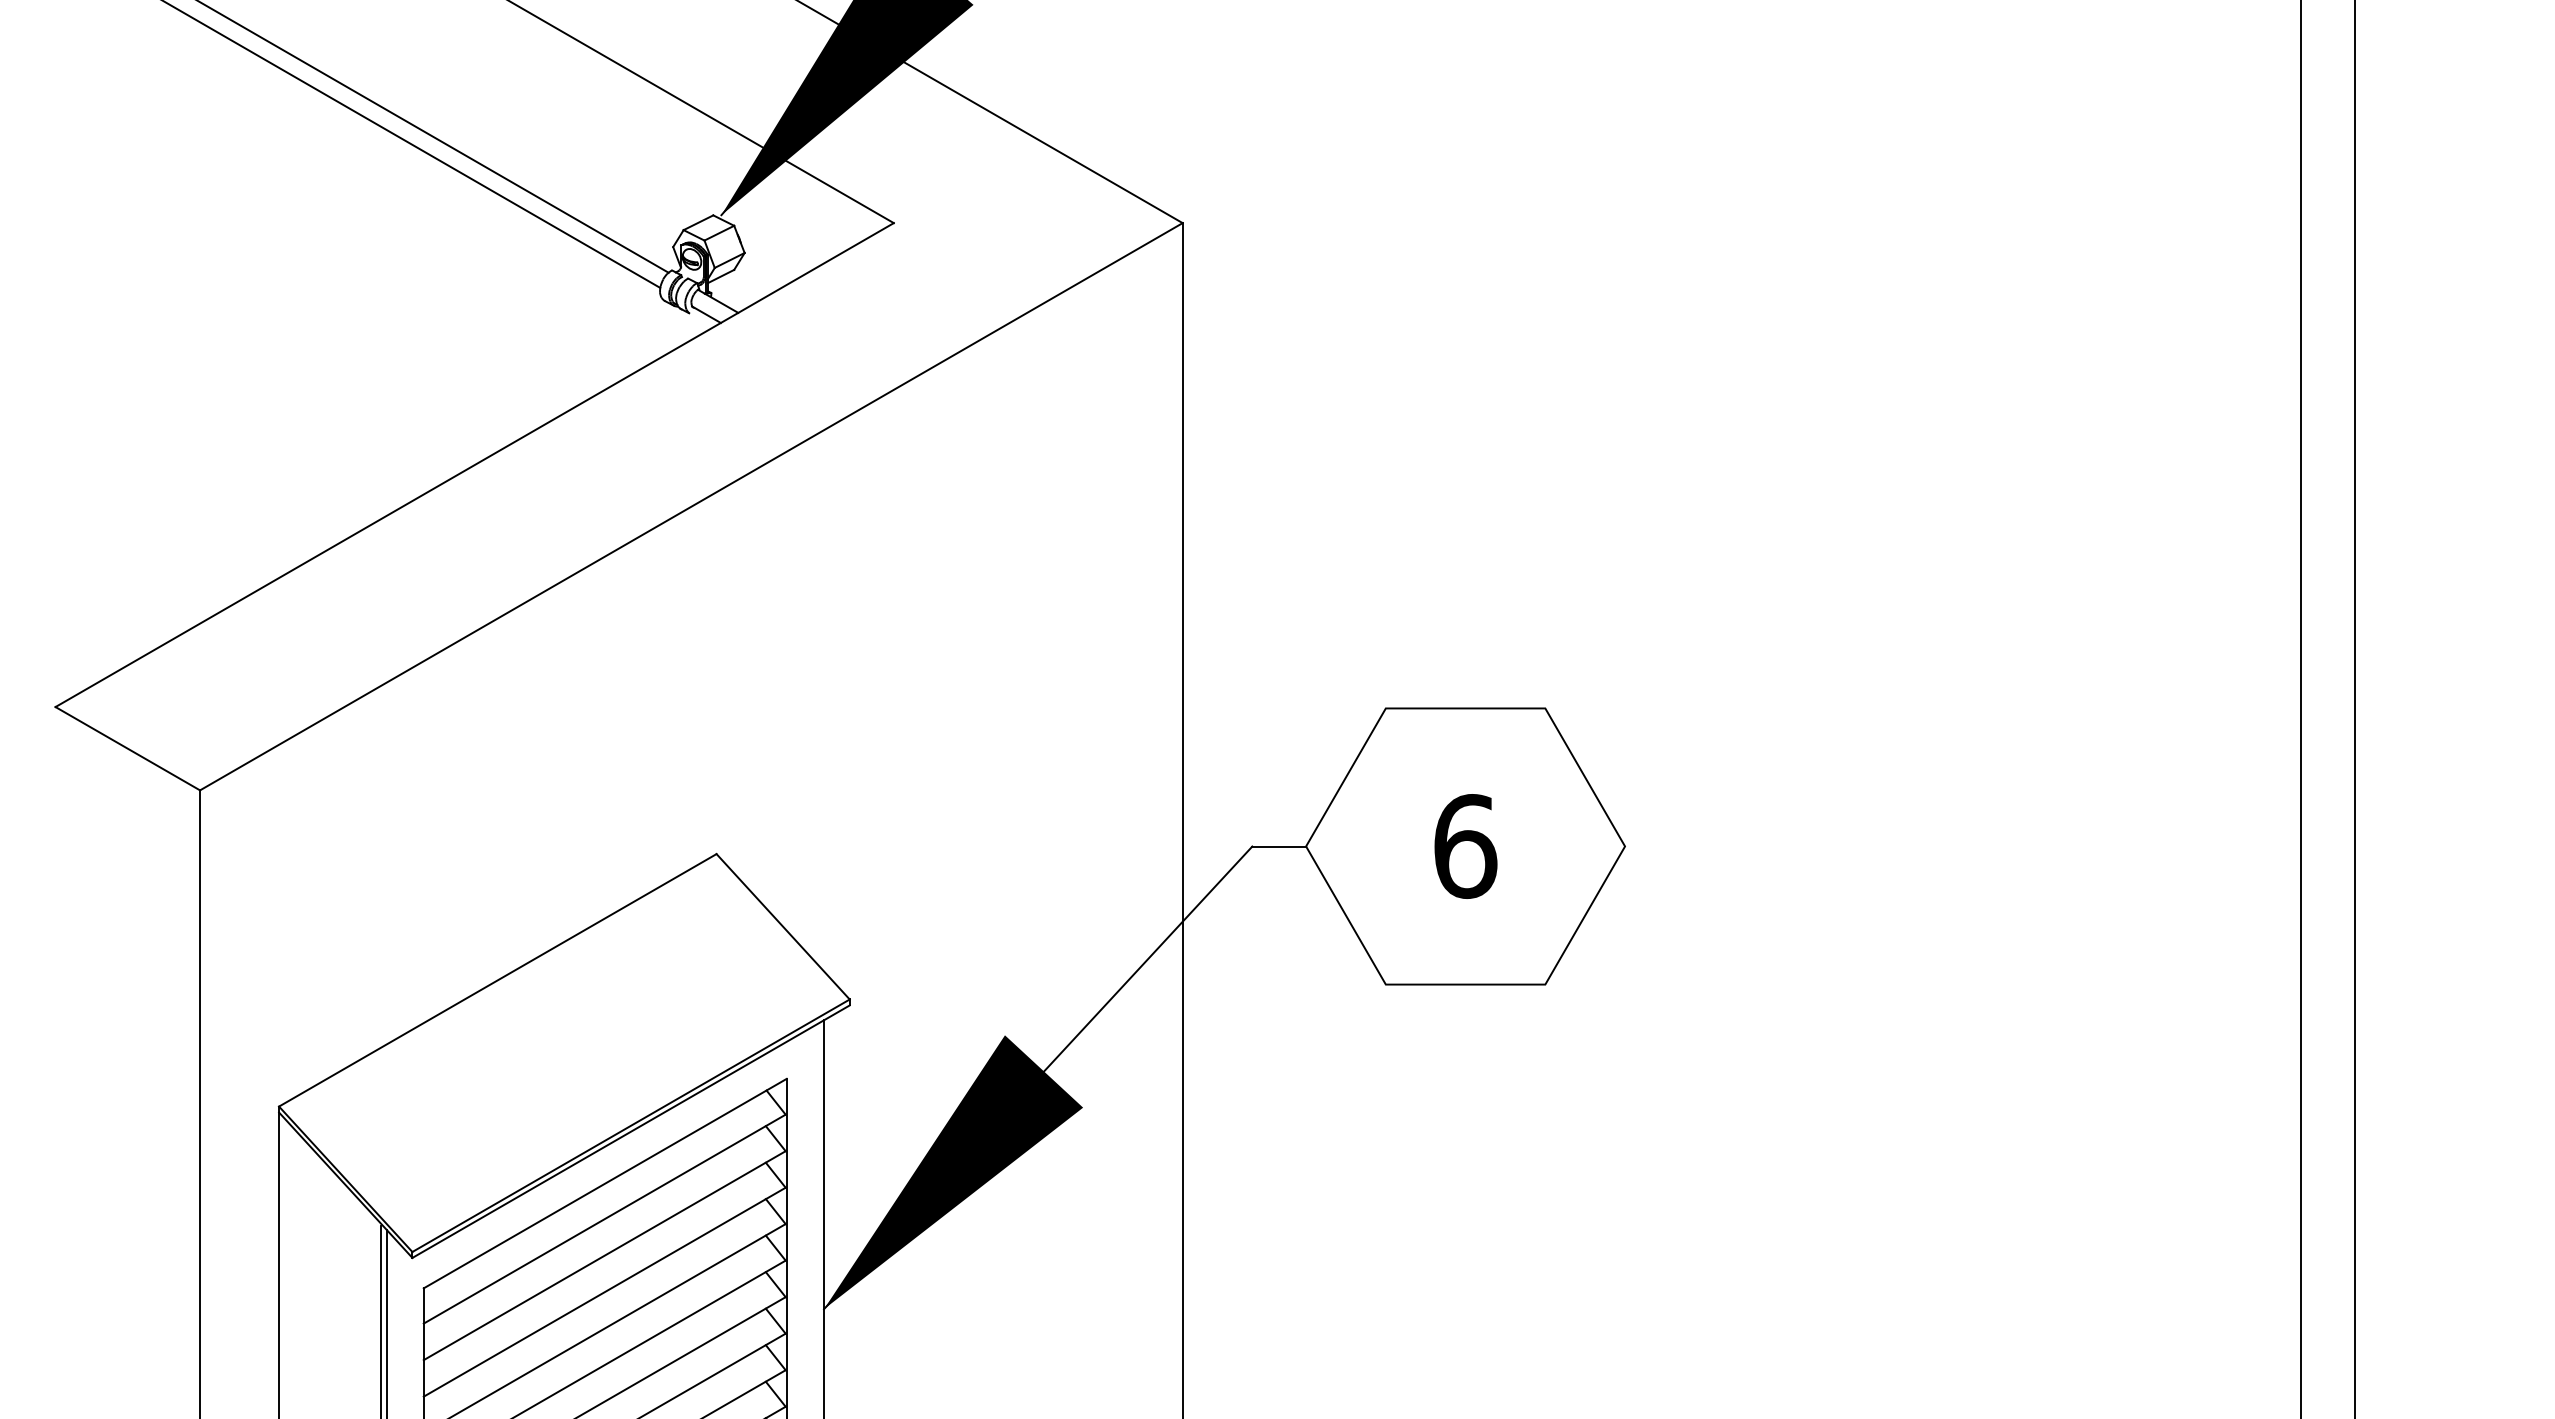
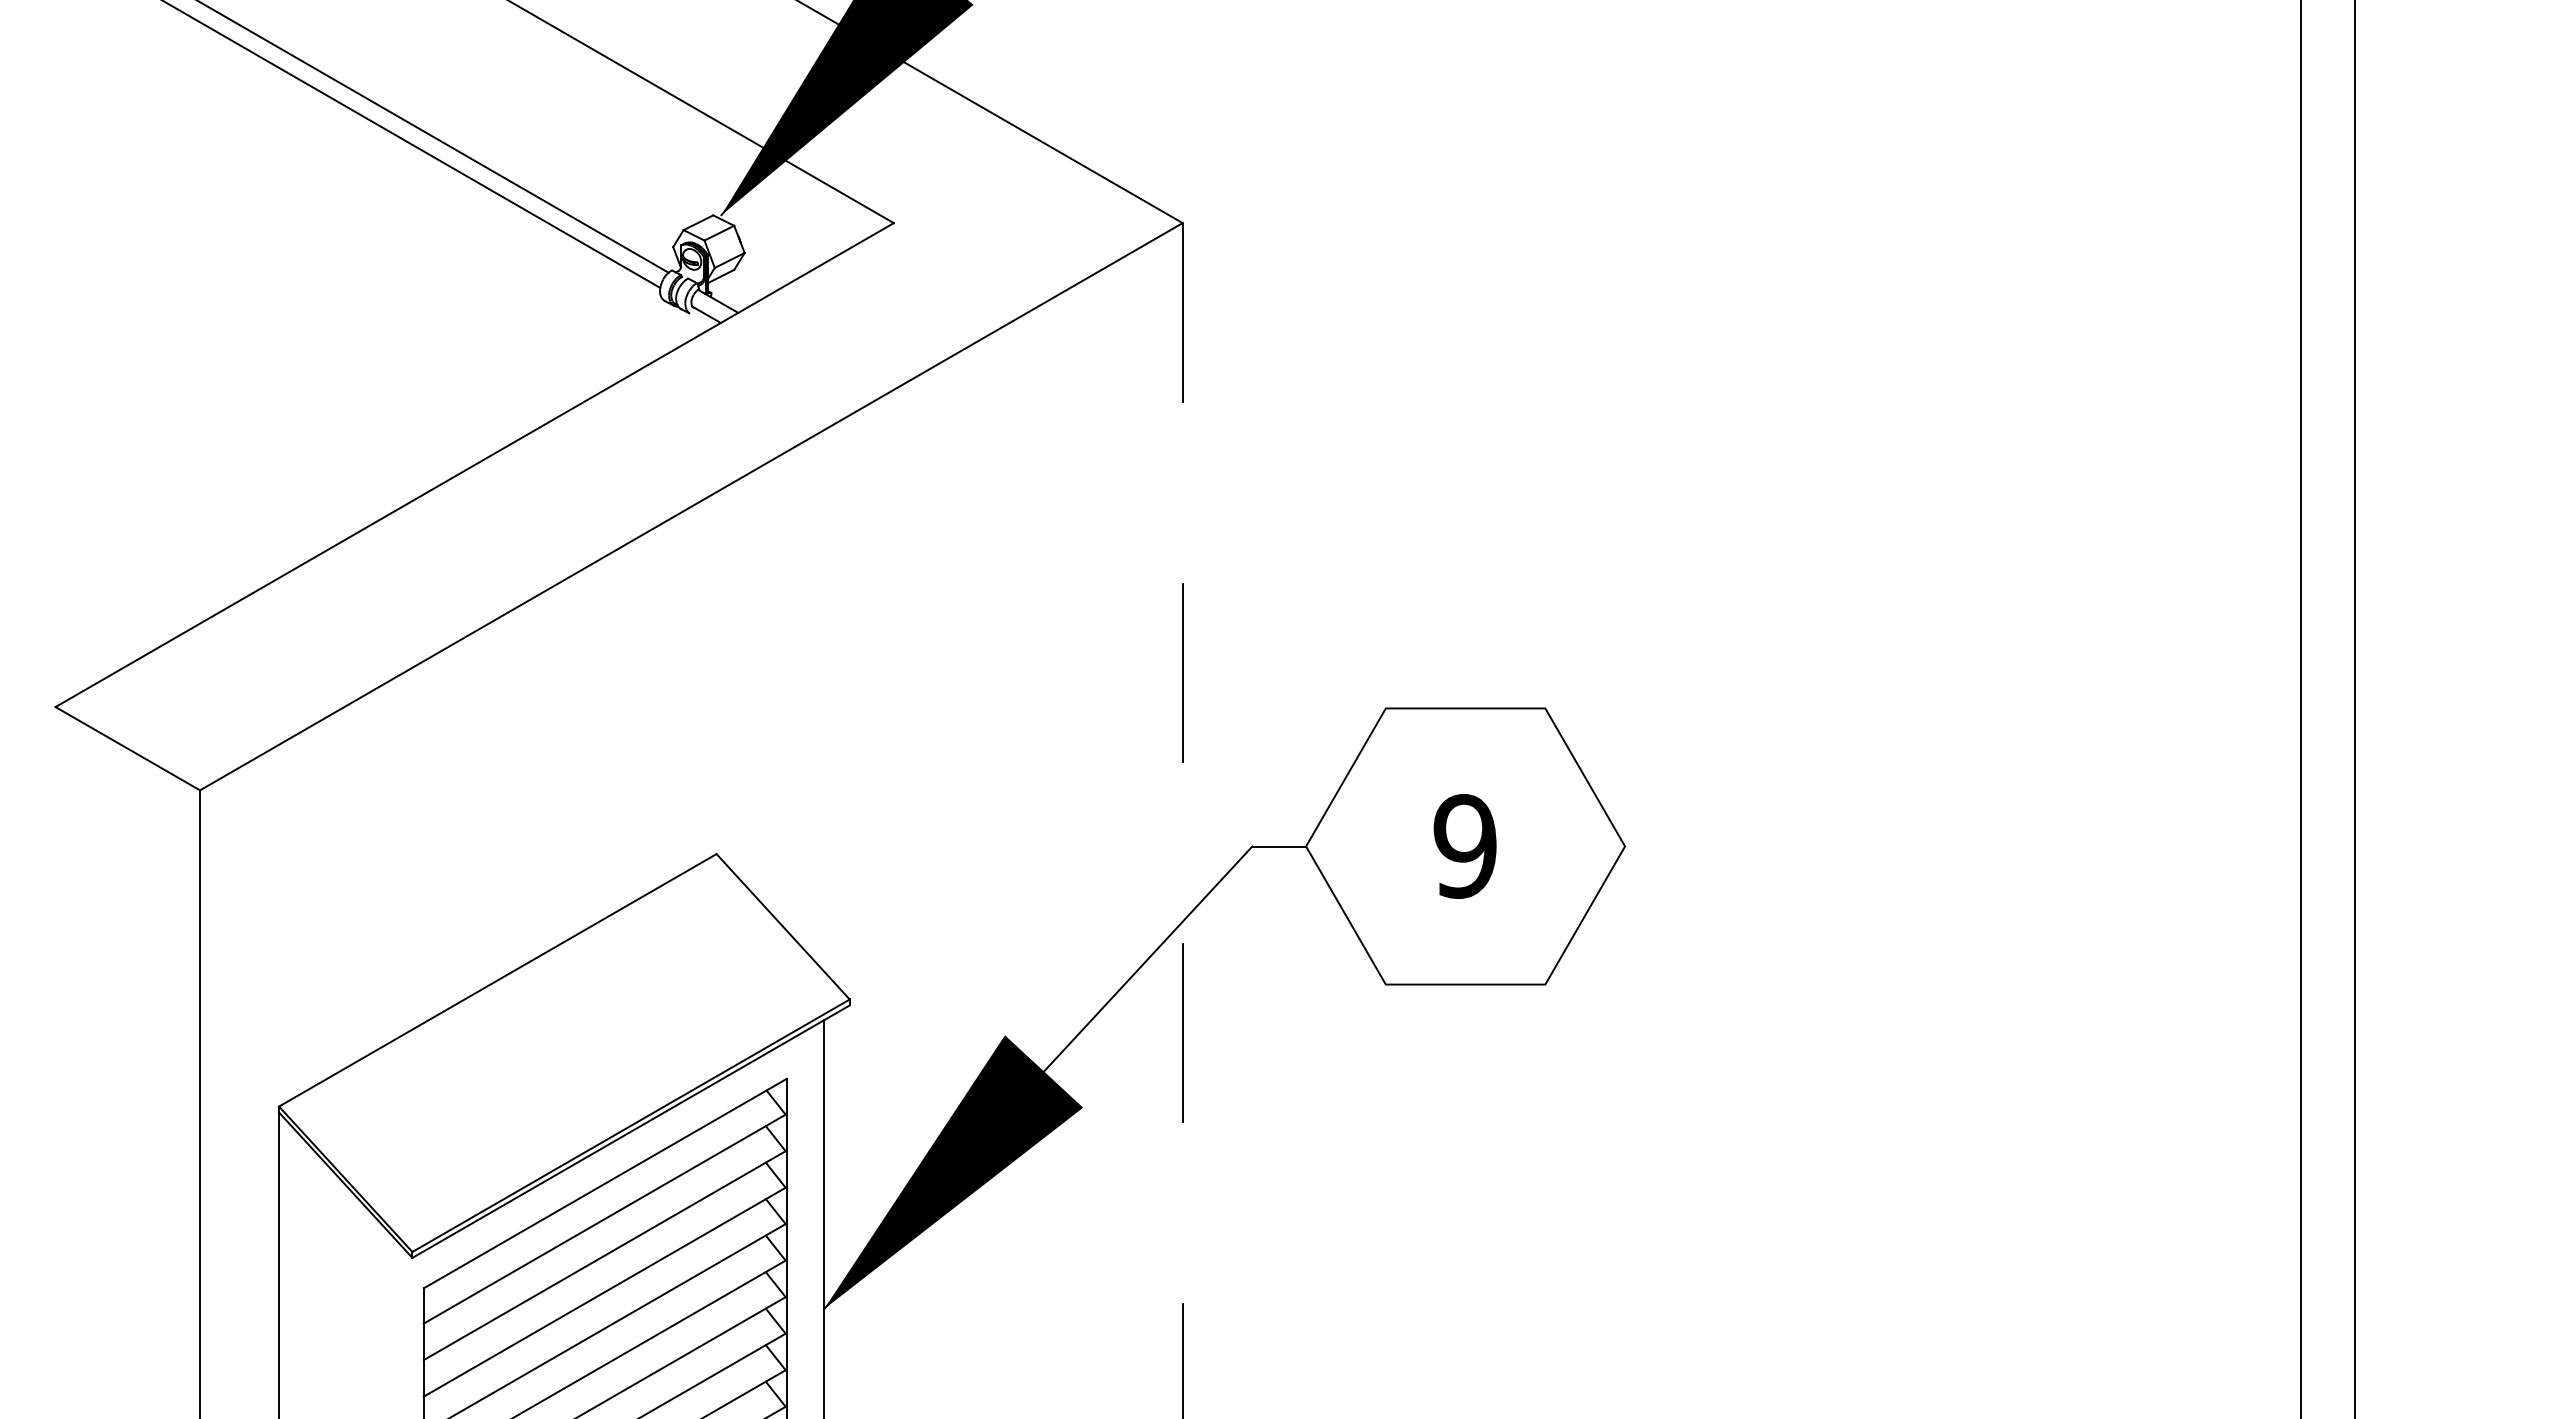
line: solid -> dashed (1182, 821)
text: 6 -> 9 (1465, 846)
line: present -> none (380, 1320)
line: present -> none (386, 1322)
